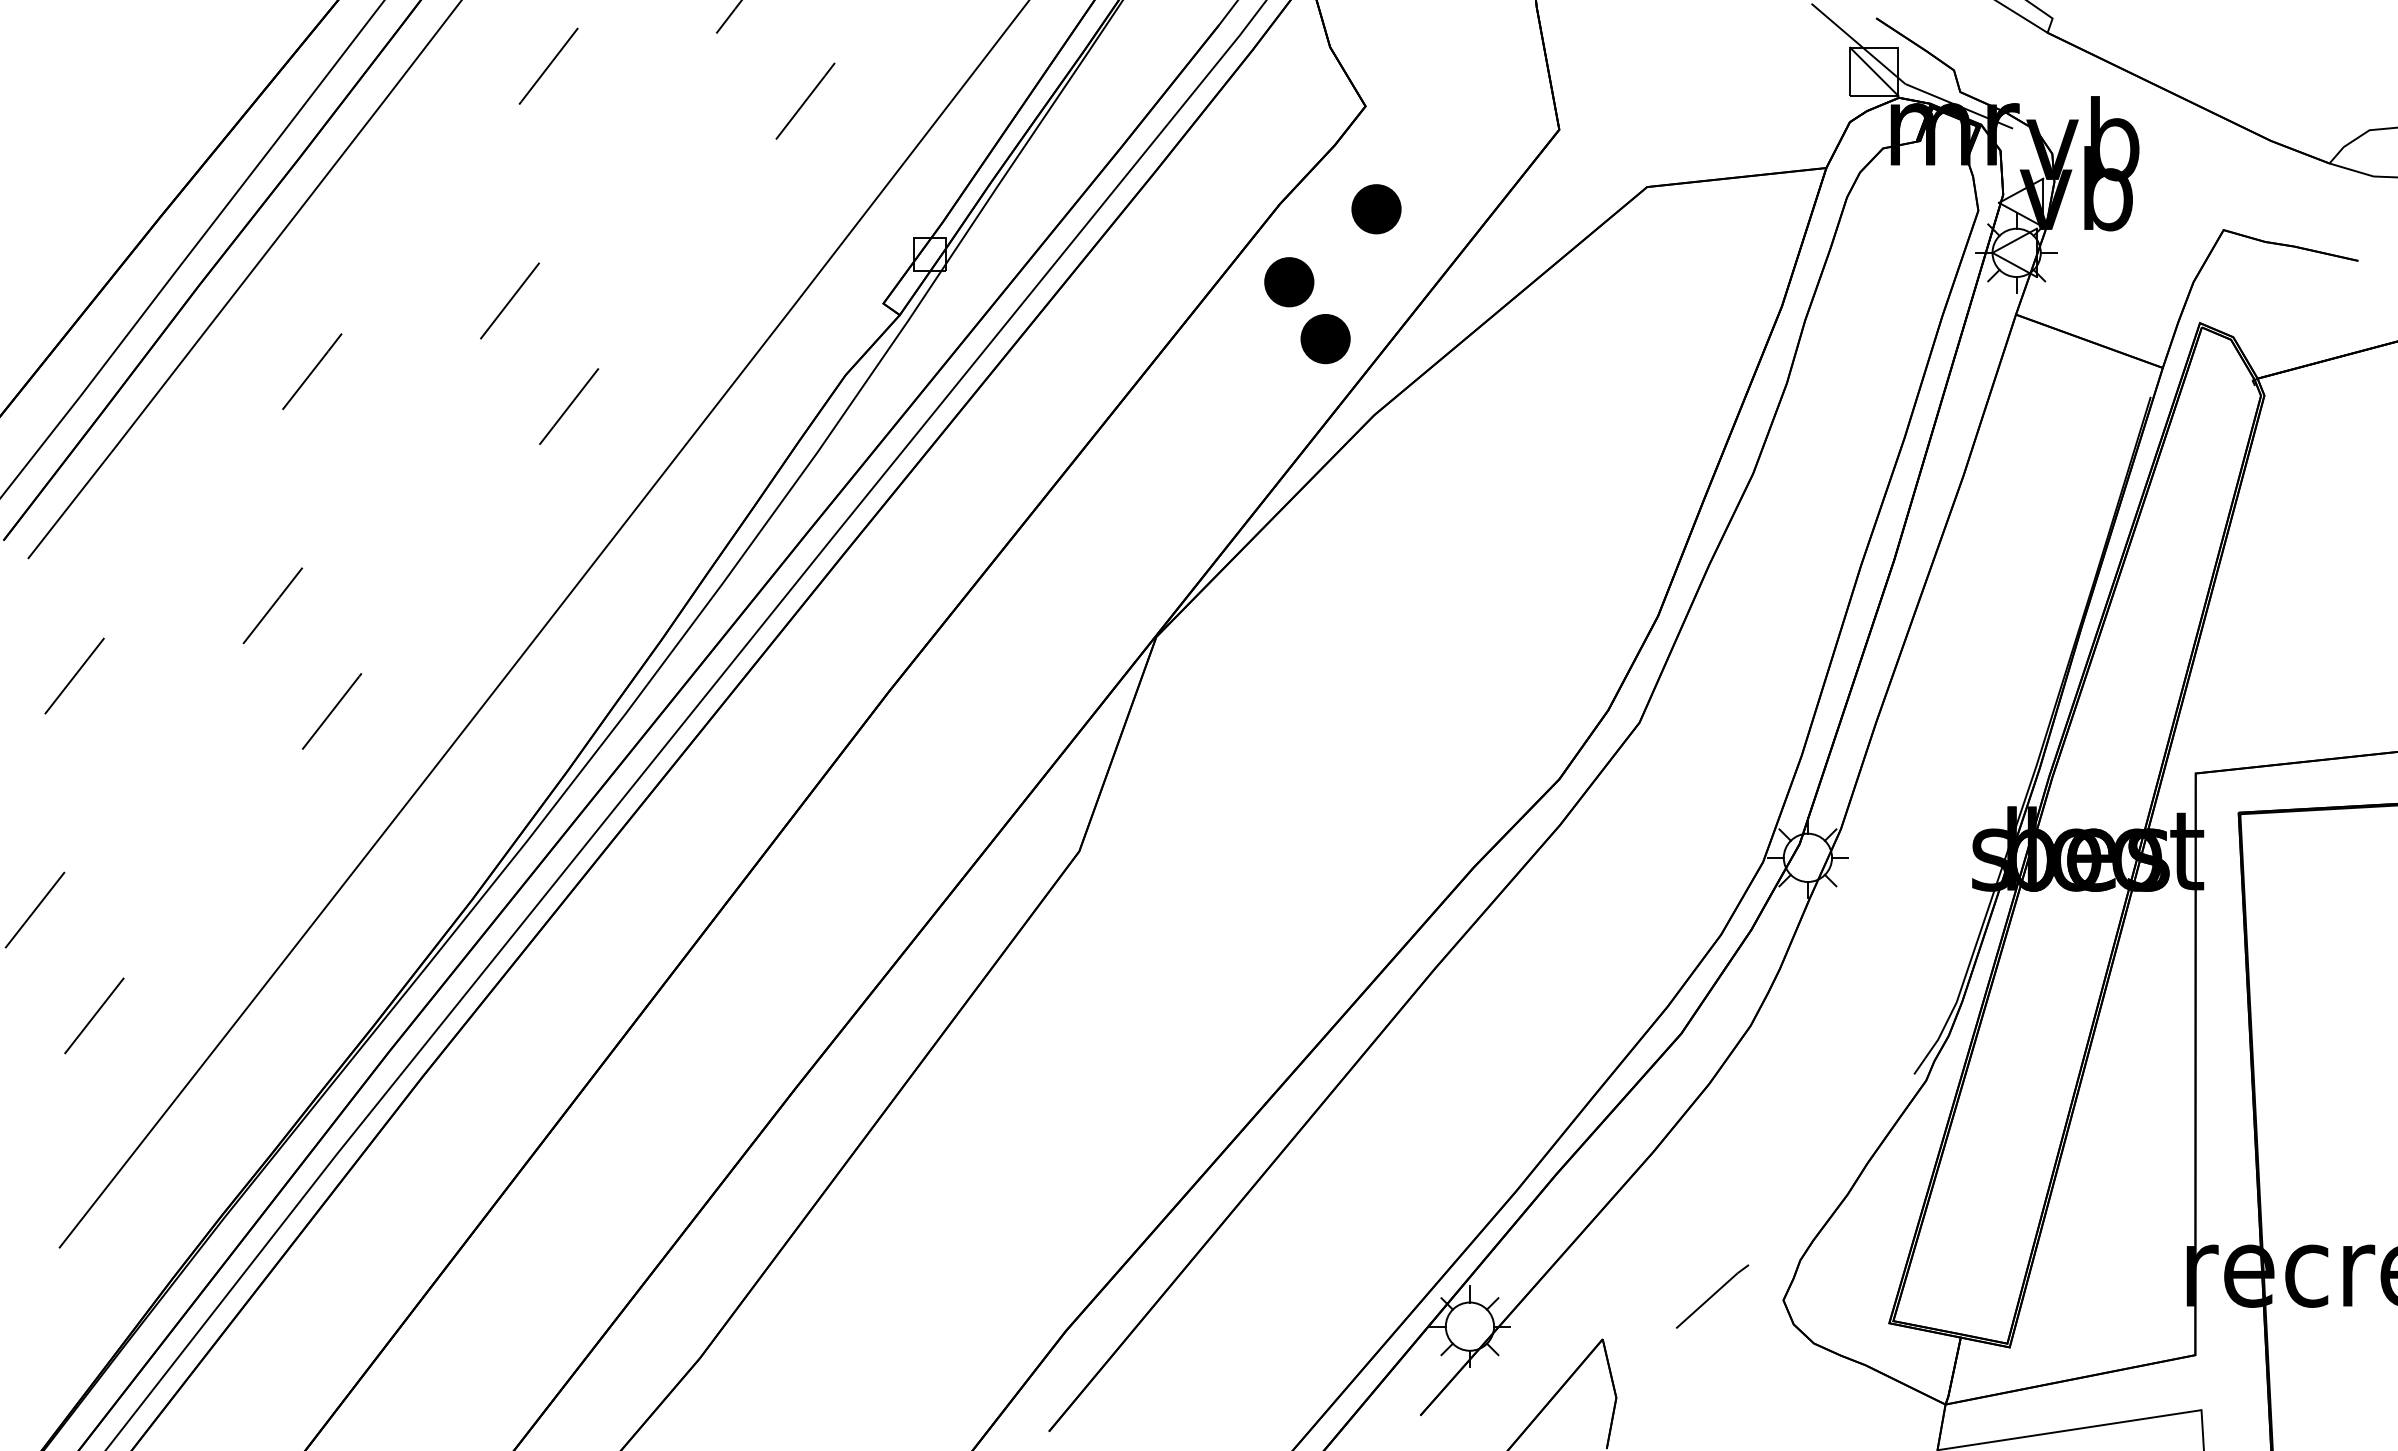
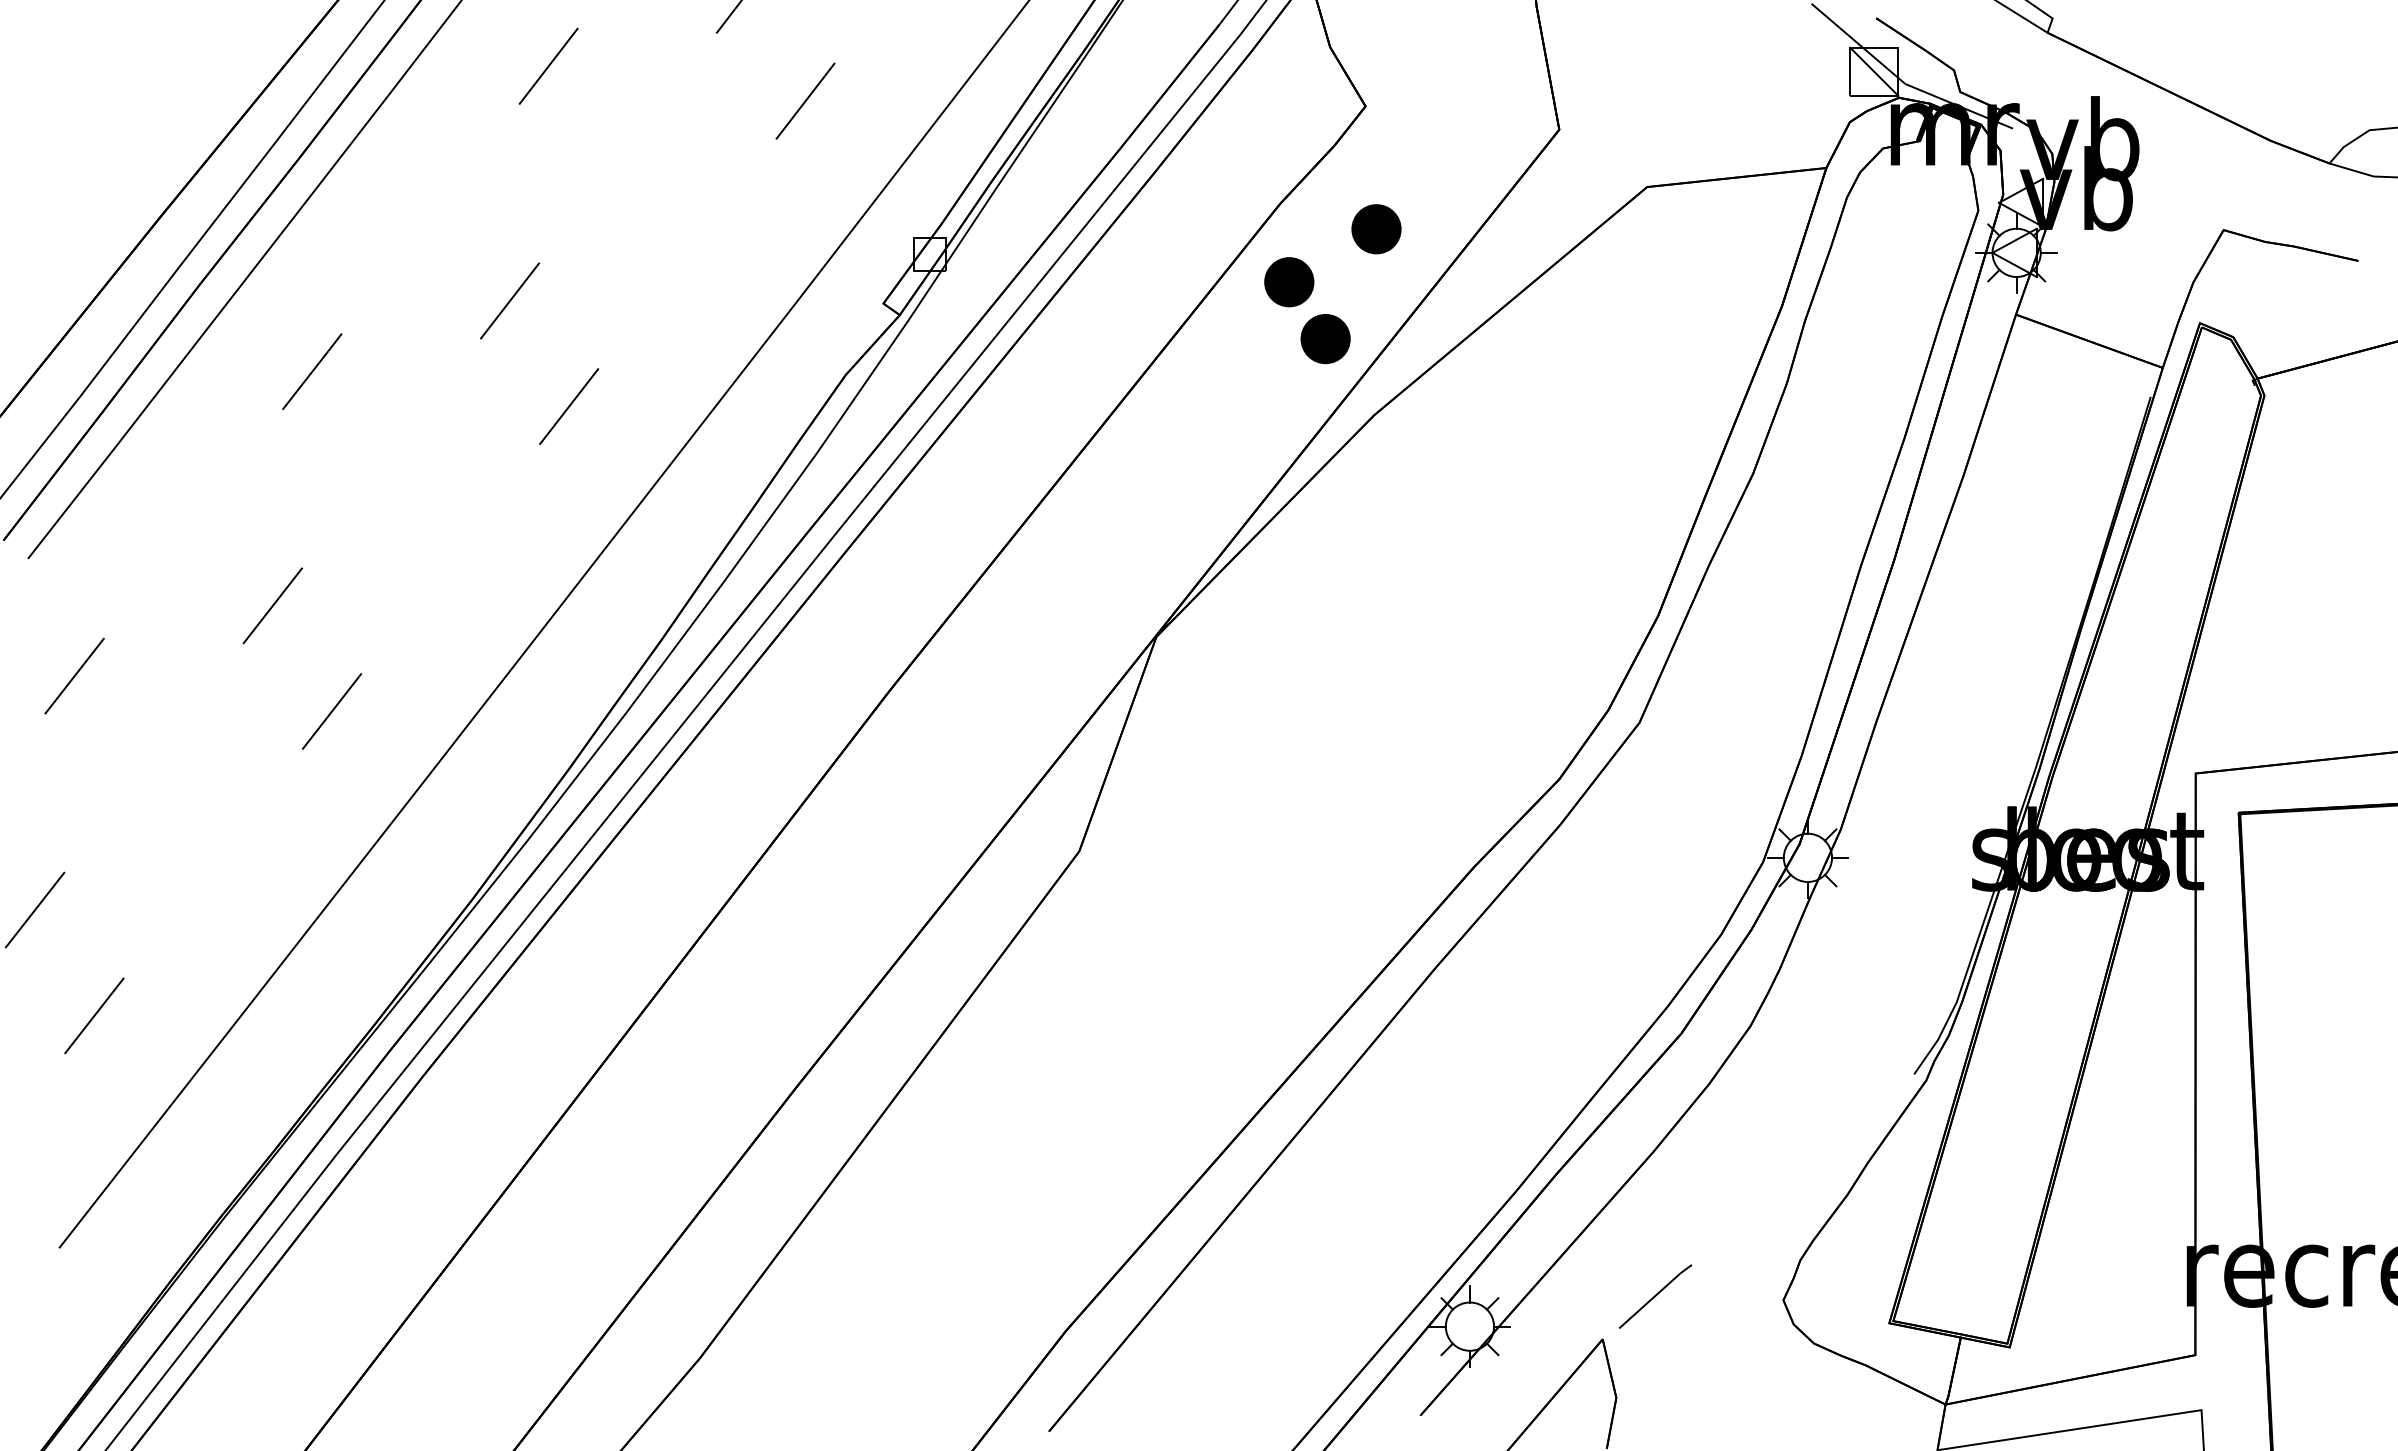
part position: (1376, 209) -> (1376, 229) (1376, 229)
curve position: (1712, 1296) -> (1655, 1296) (1655, 1296)
